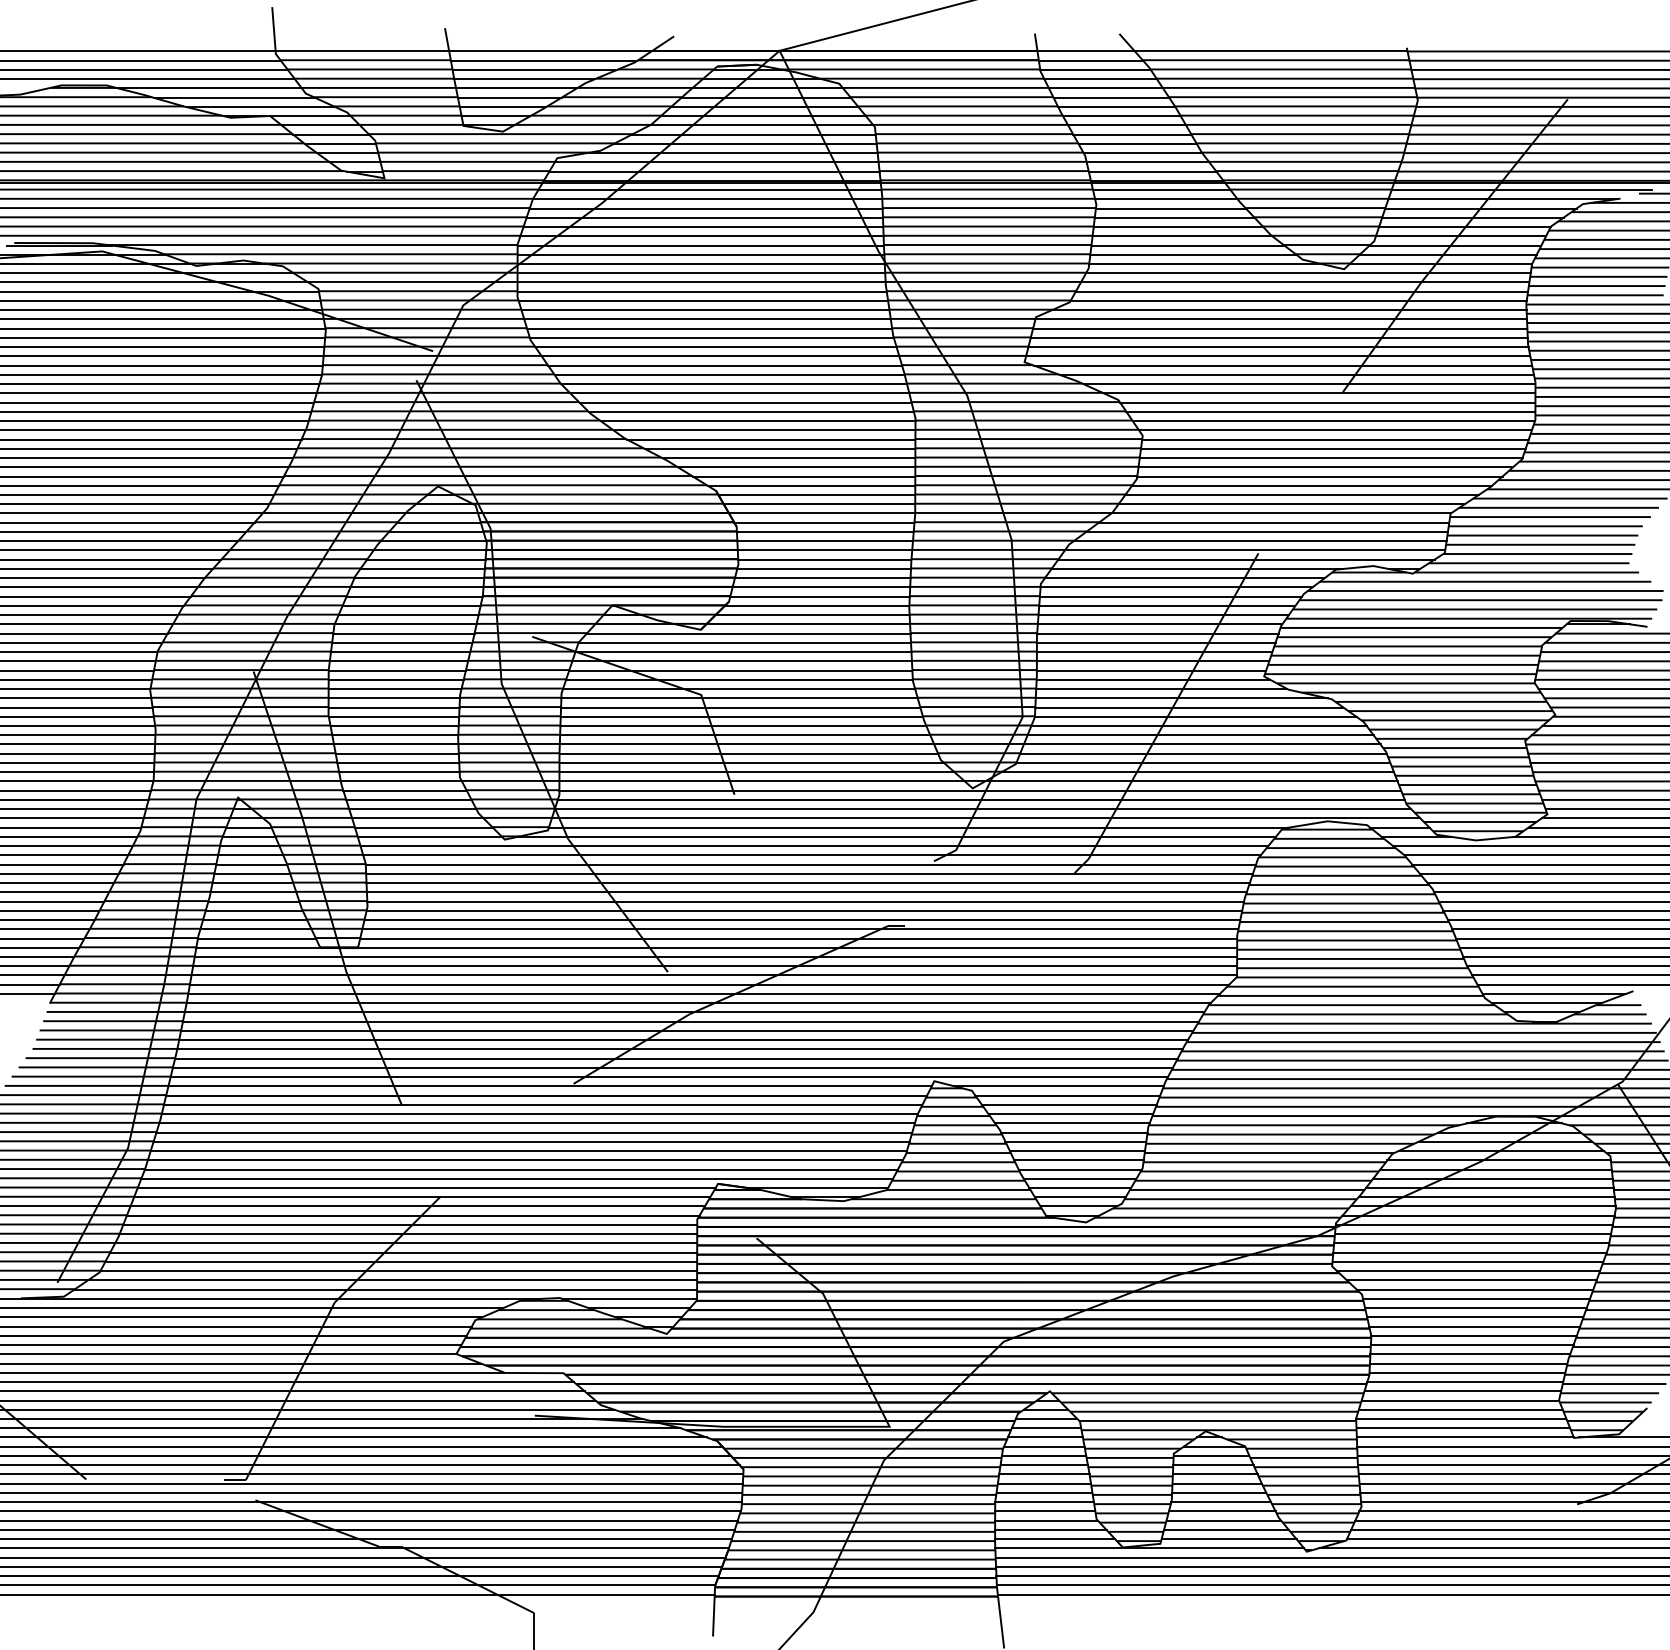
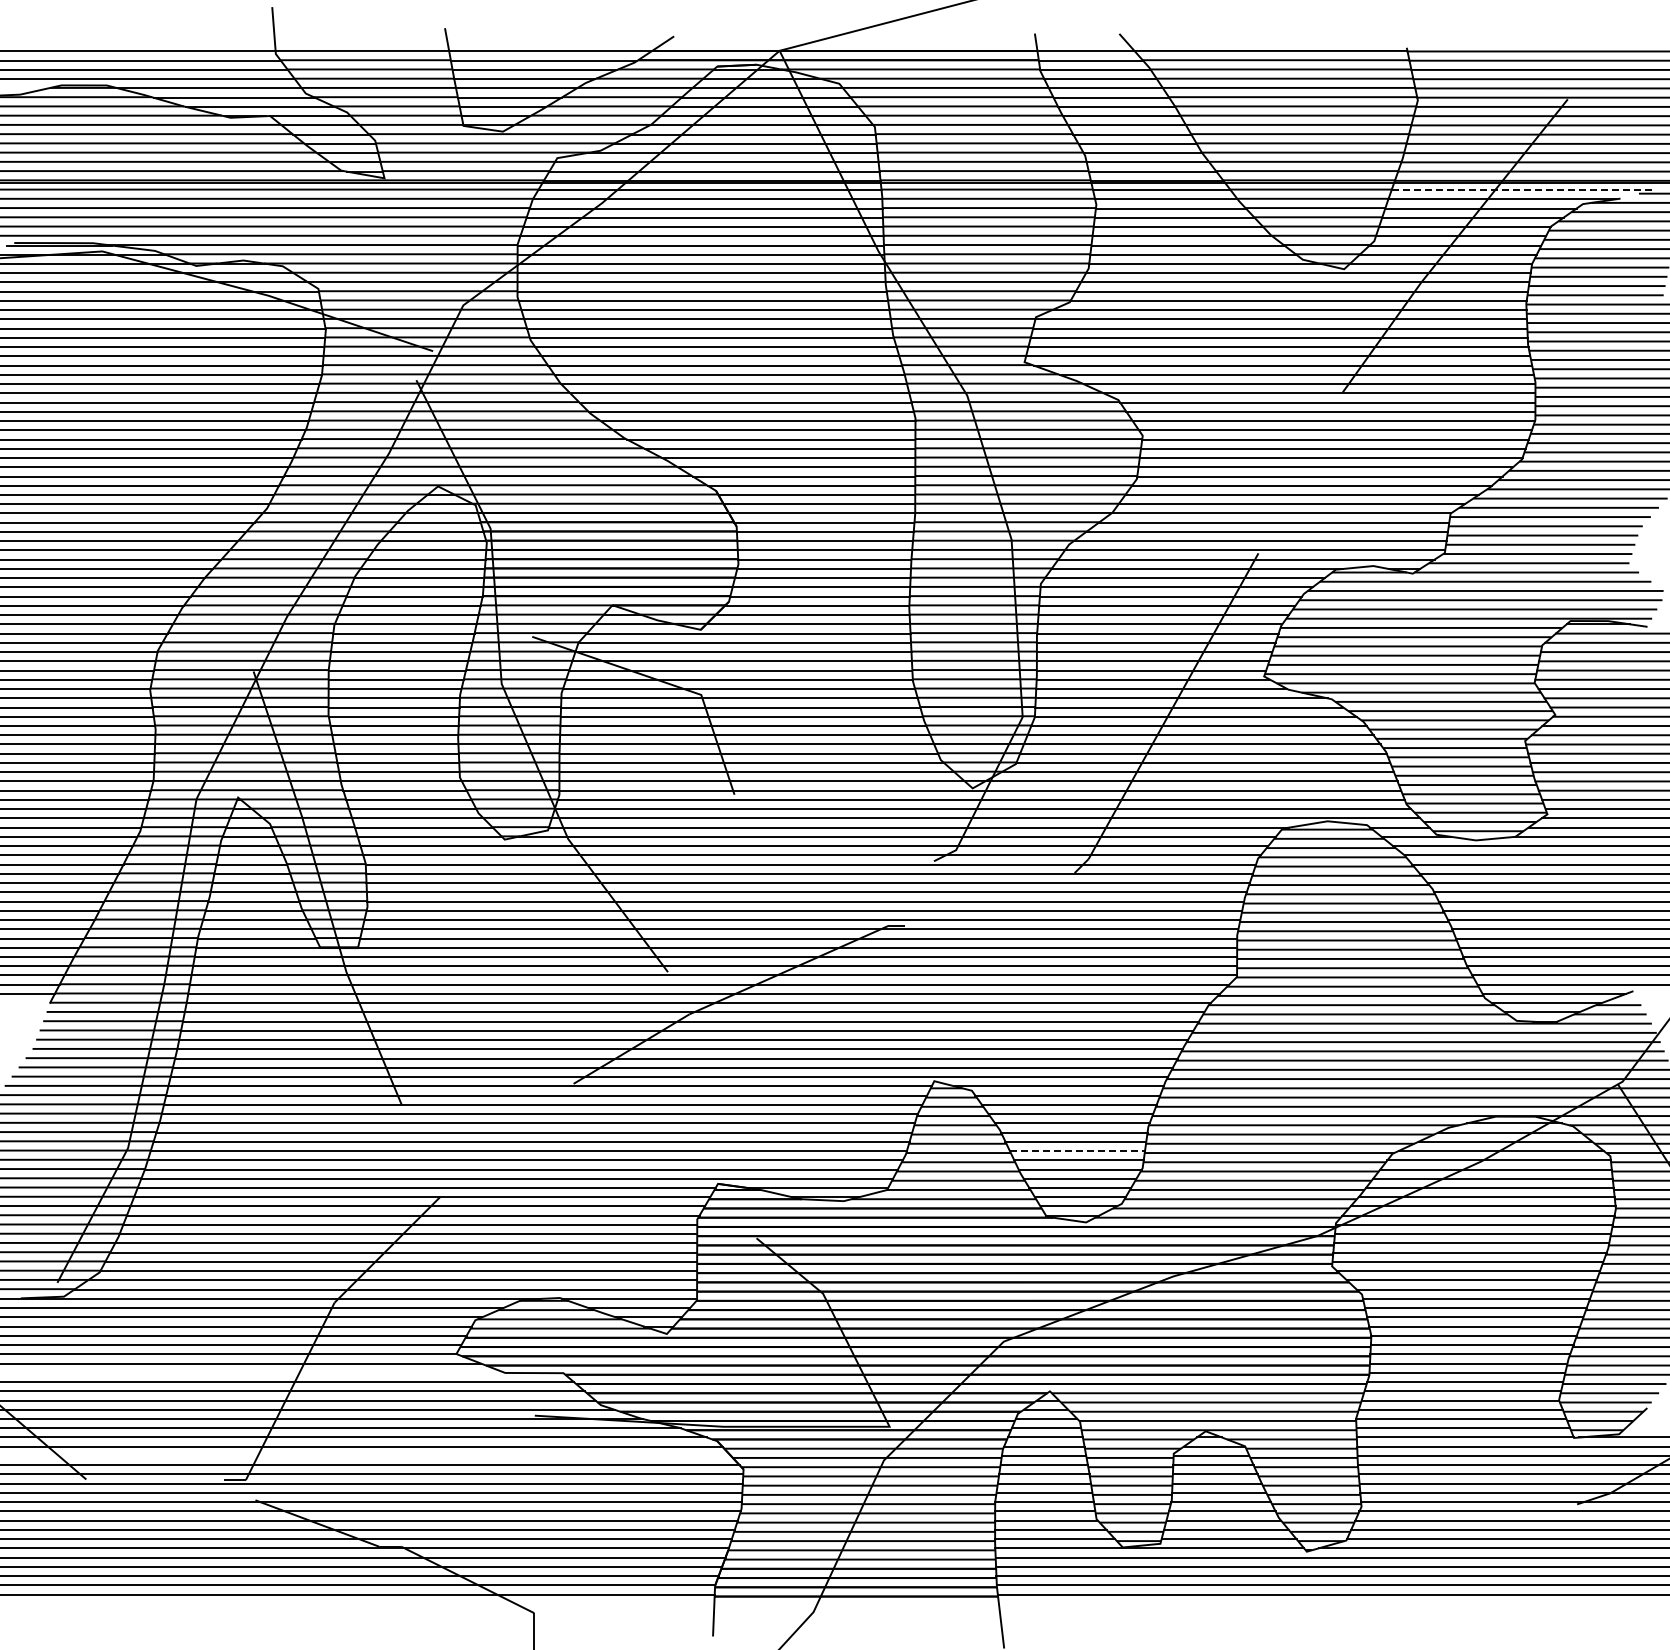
line: solid -> dashed (1522, 190)
line: solid -> dashed (1077, 1151)
line: present -> none (253, 1372)
line: present -> none (366, 1455)
